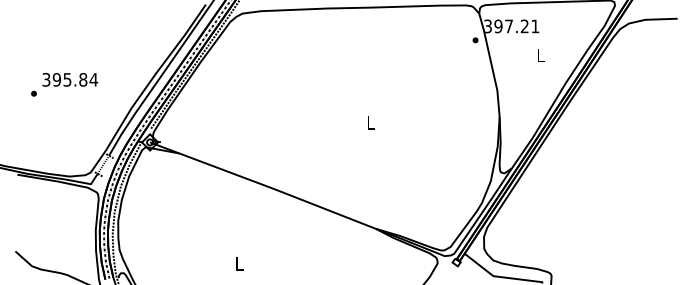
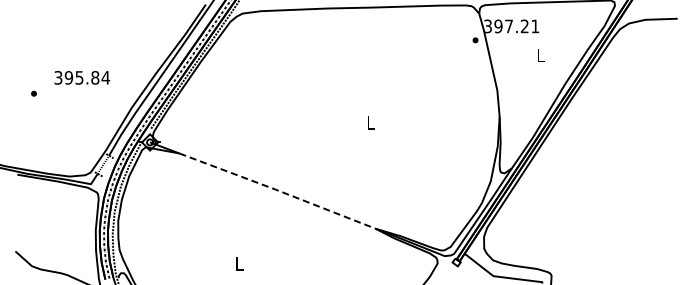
text position: (70, 79) -> (82, 77) (82, 77)
line: solid -> dashed (277, 190)
